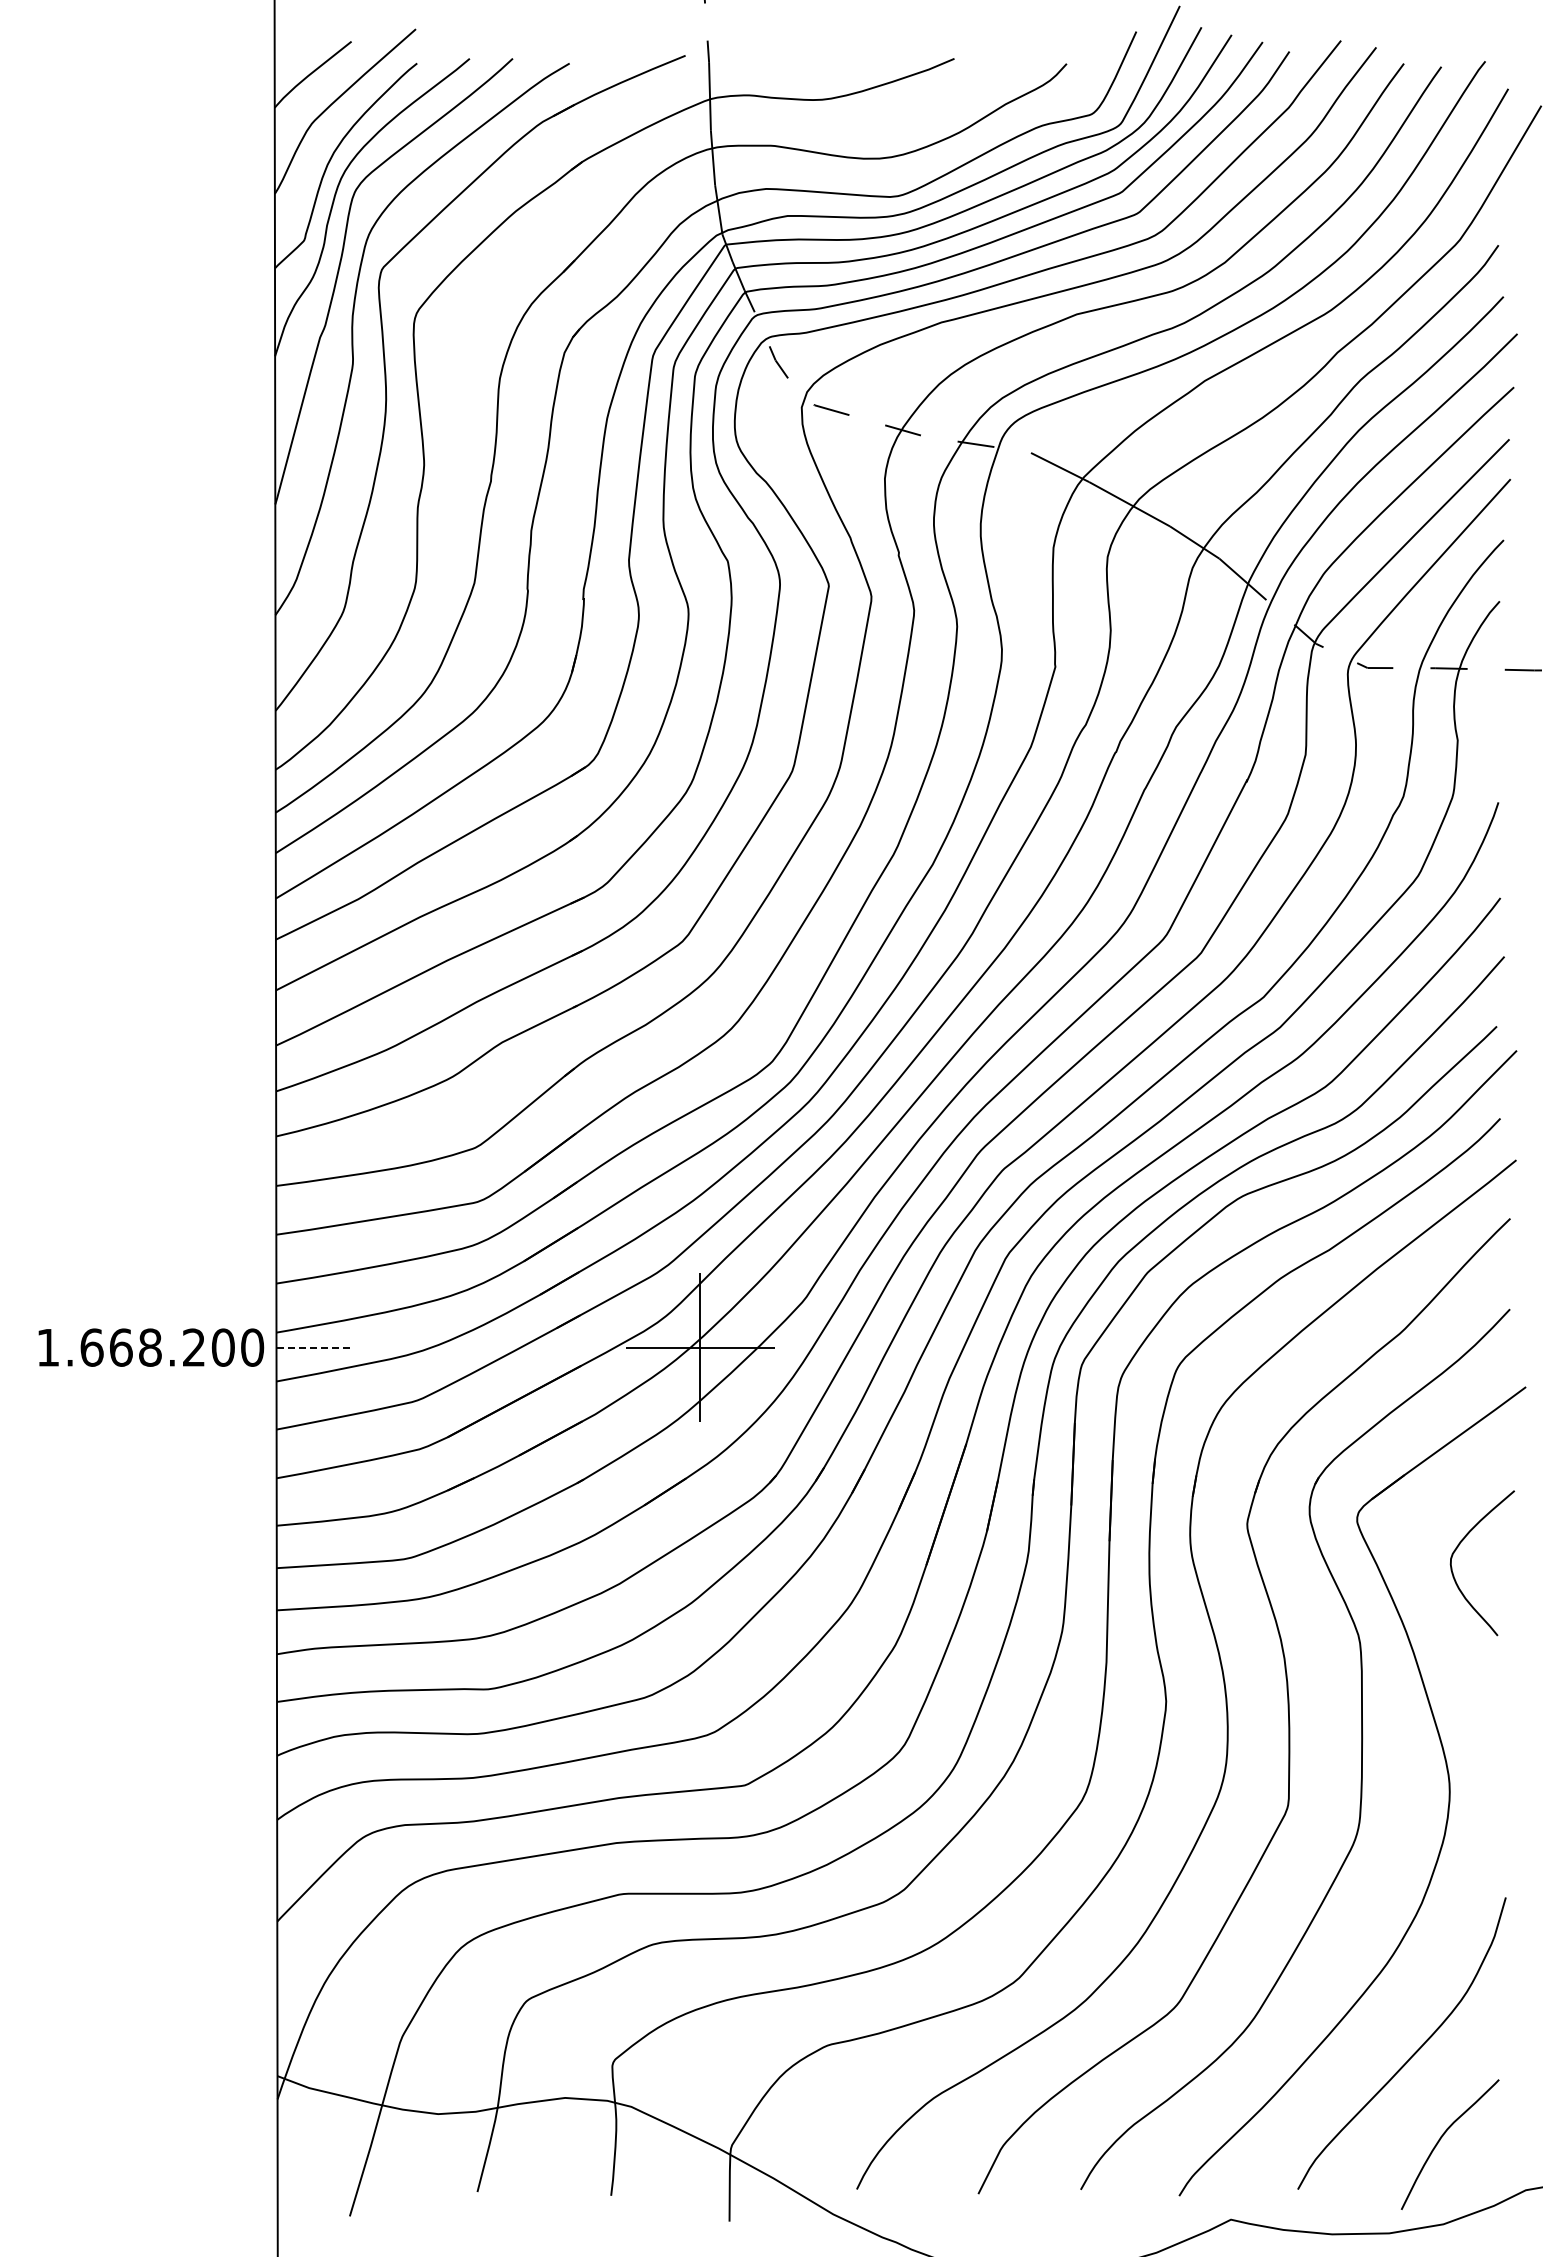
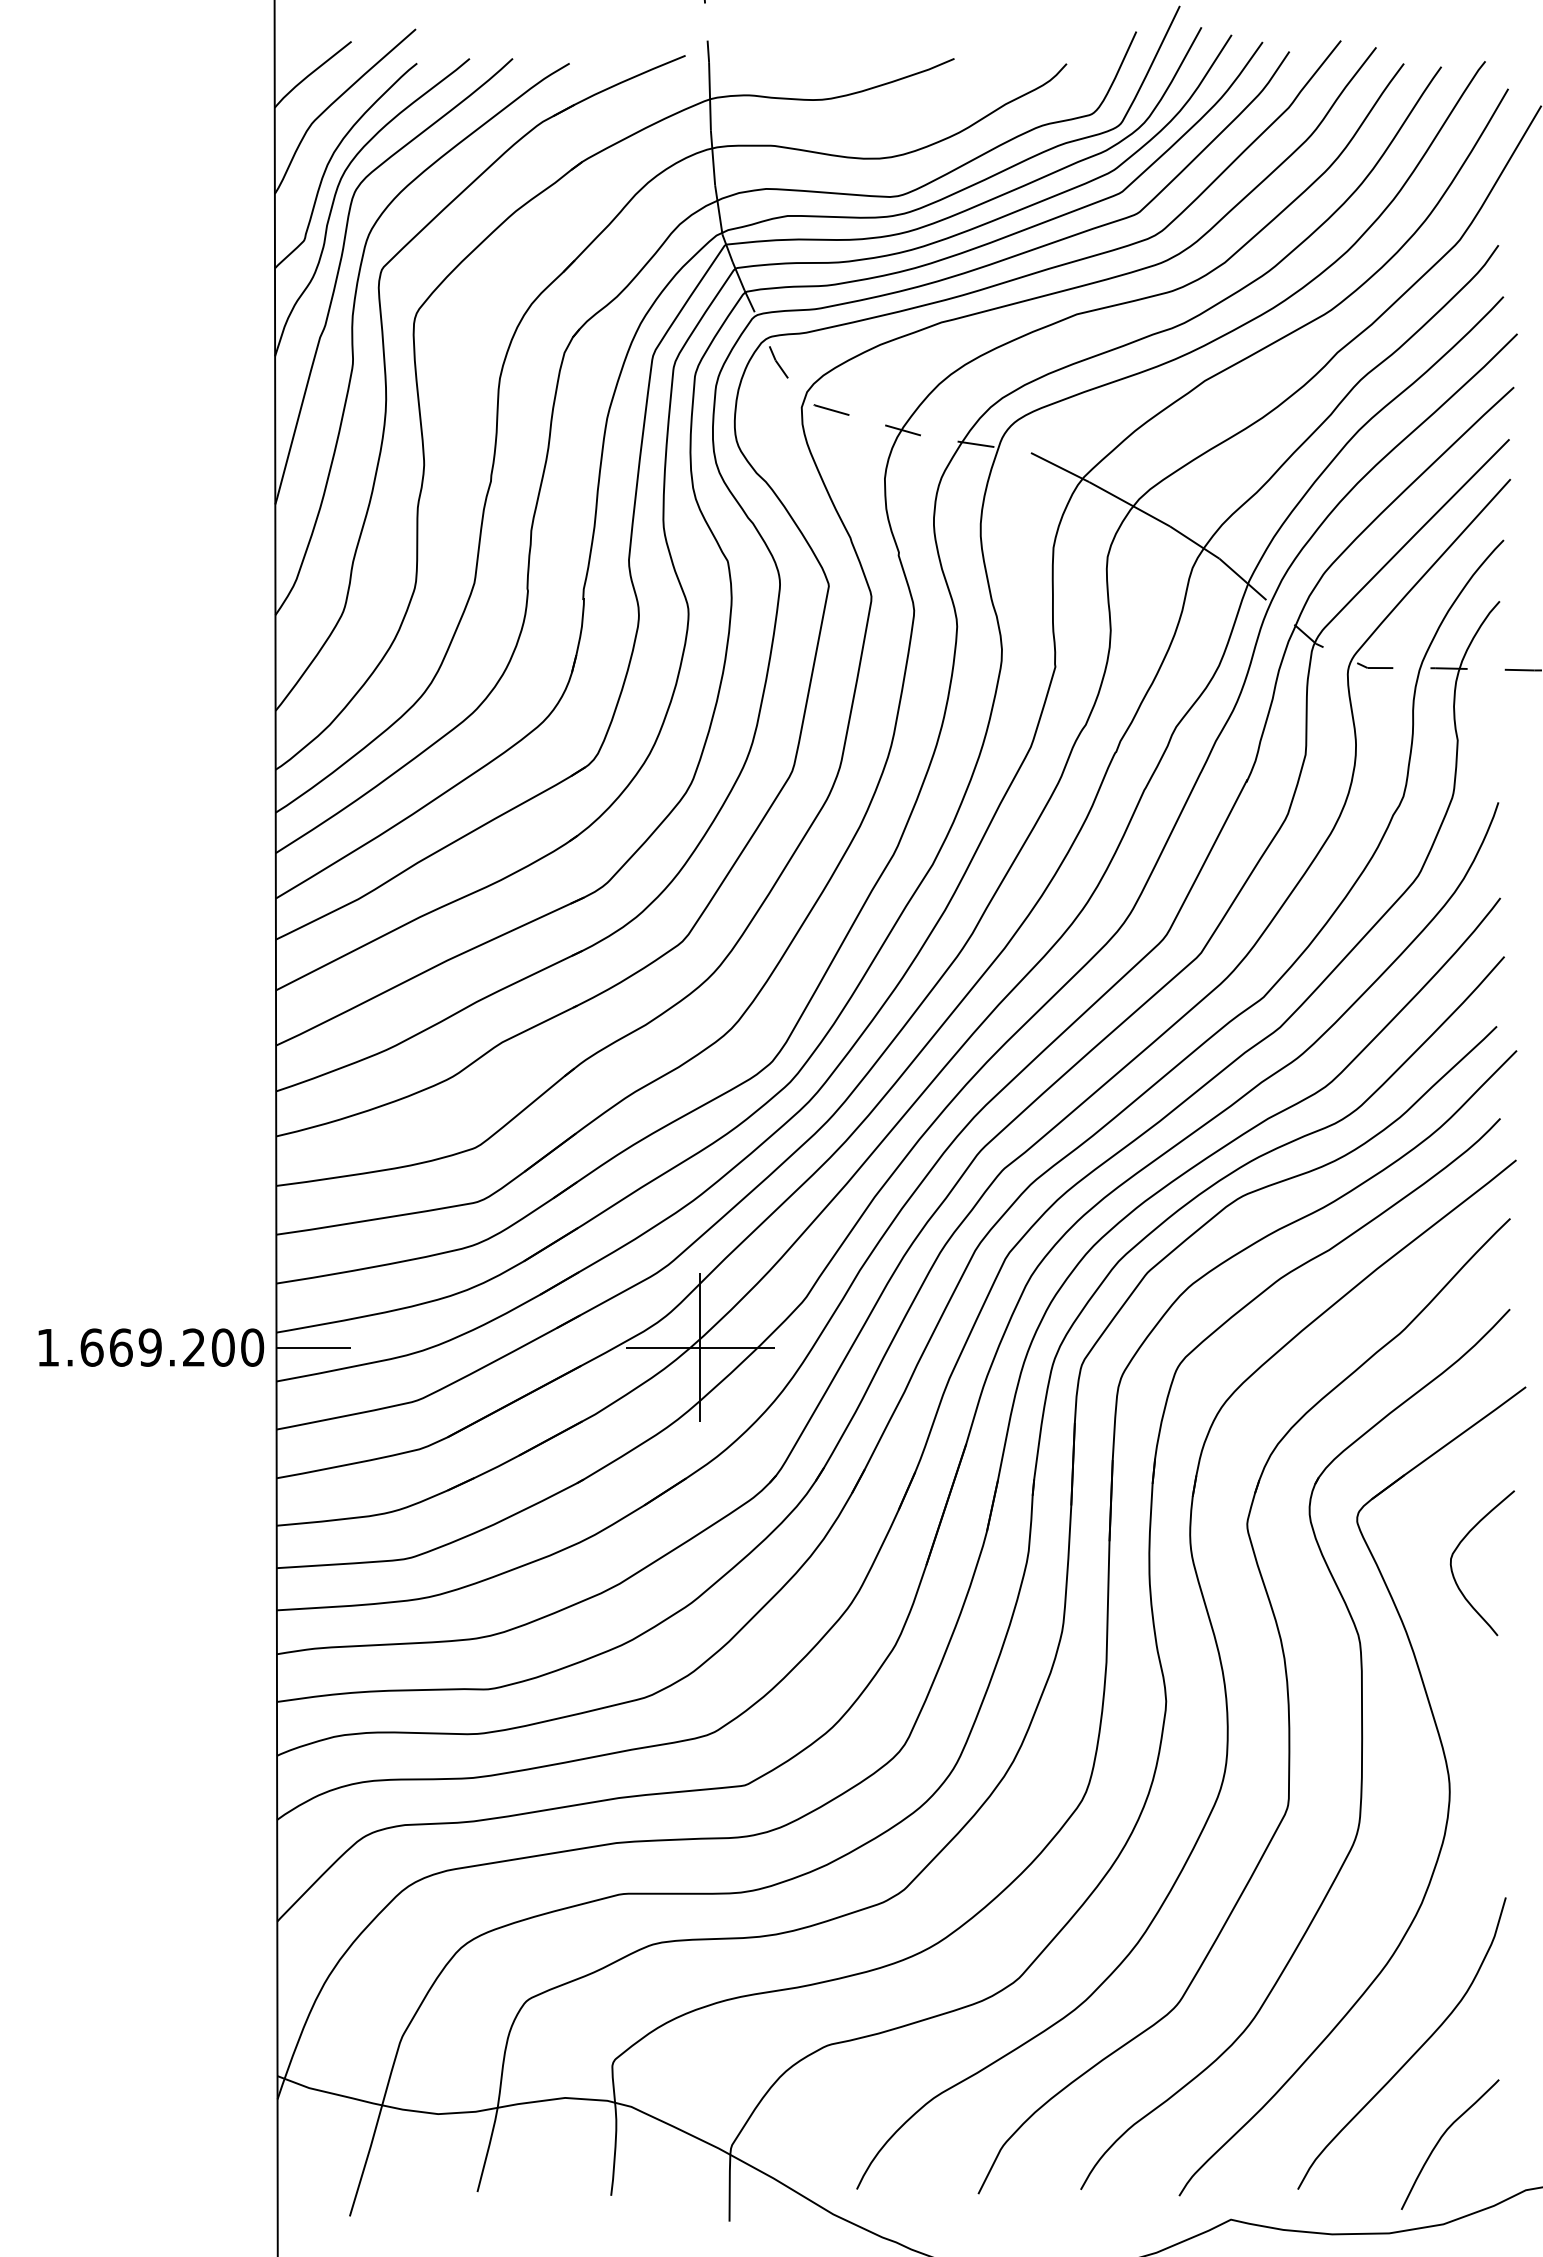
text: 1.668.200 -> 1.669.200 (149, 1347)
line: dashed -> solid (314, 1347)
